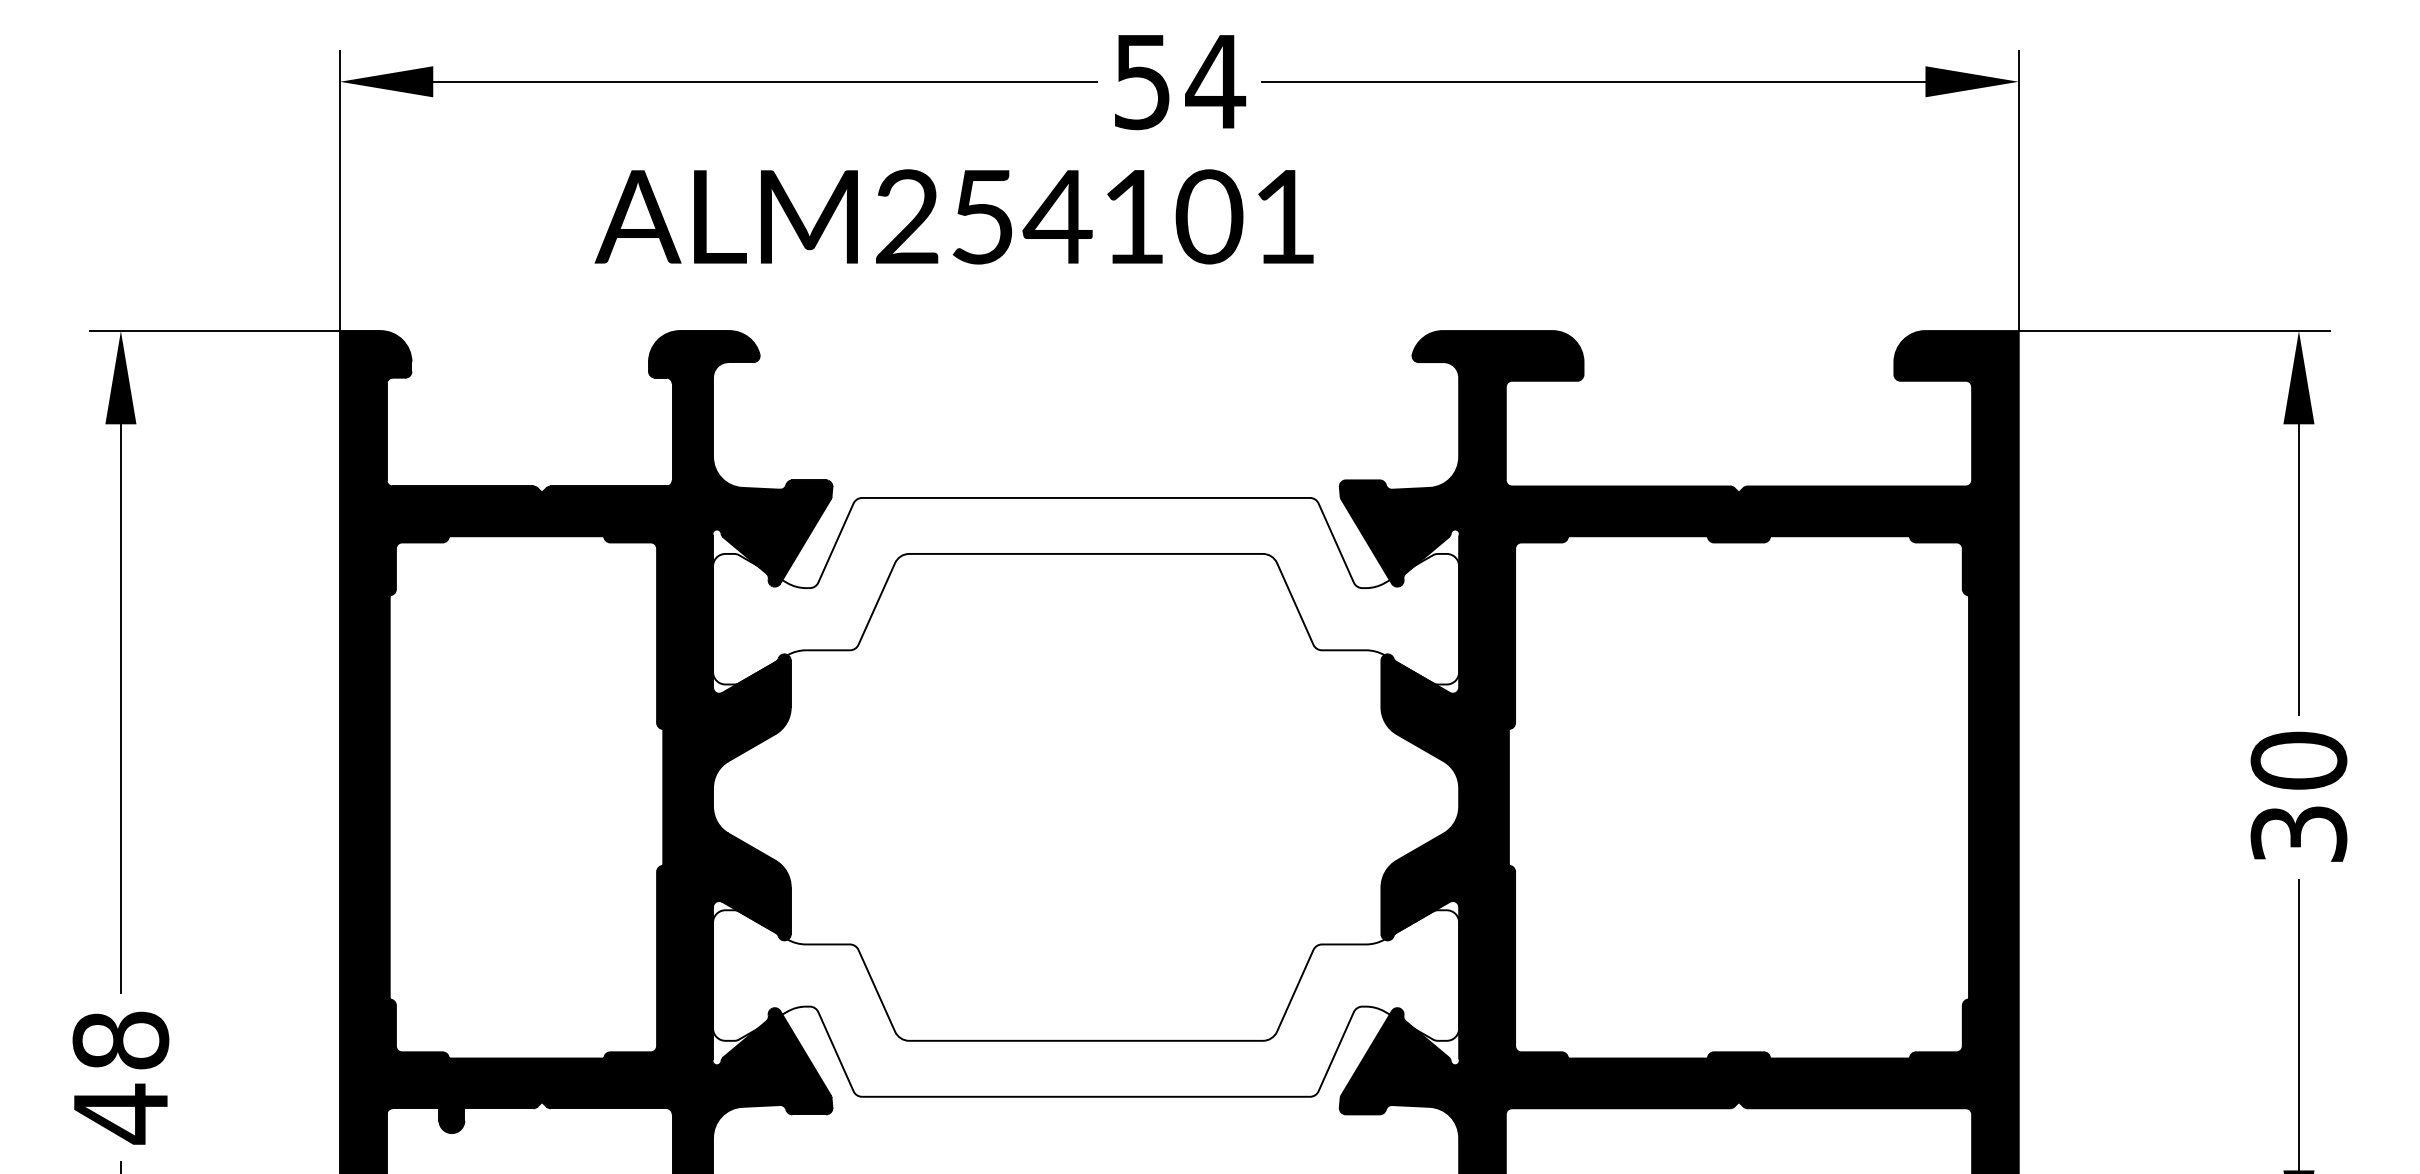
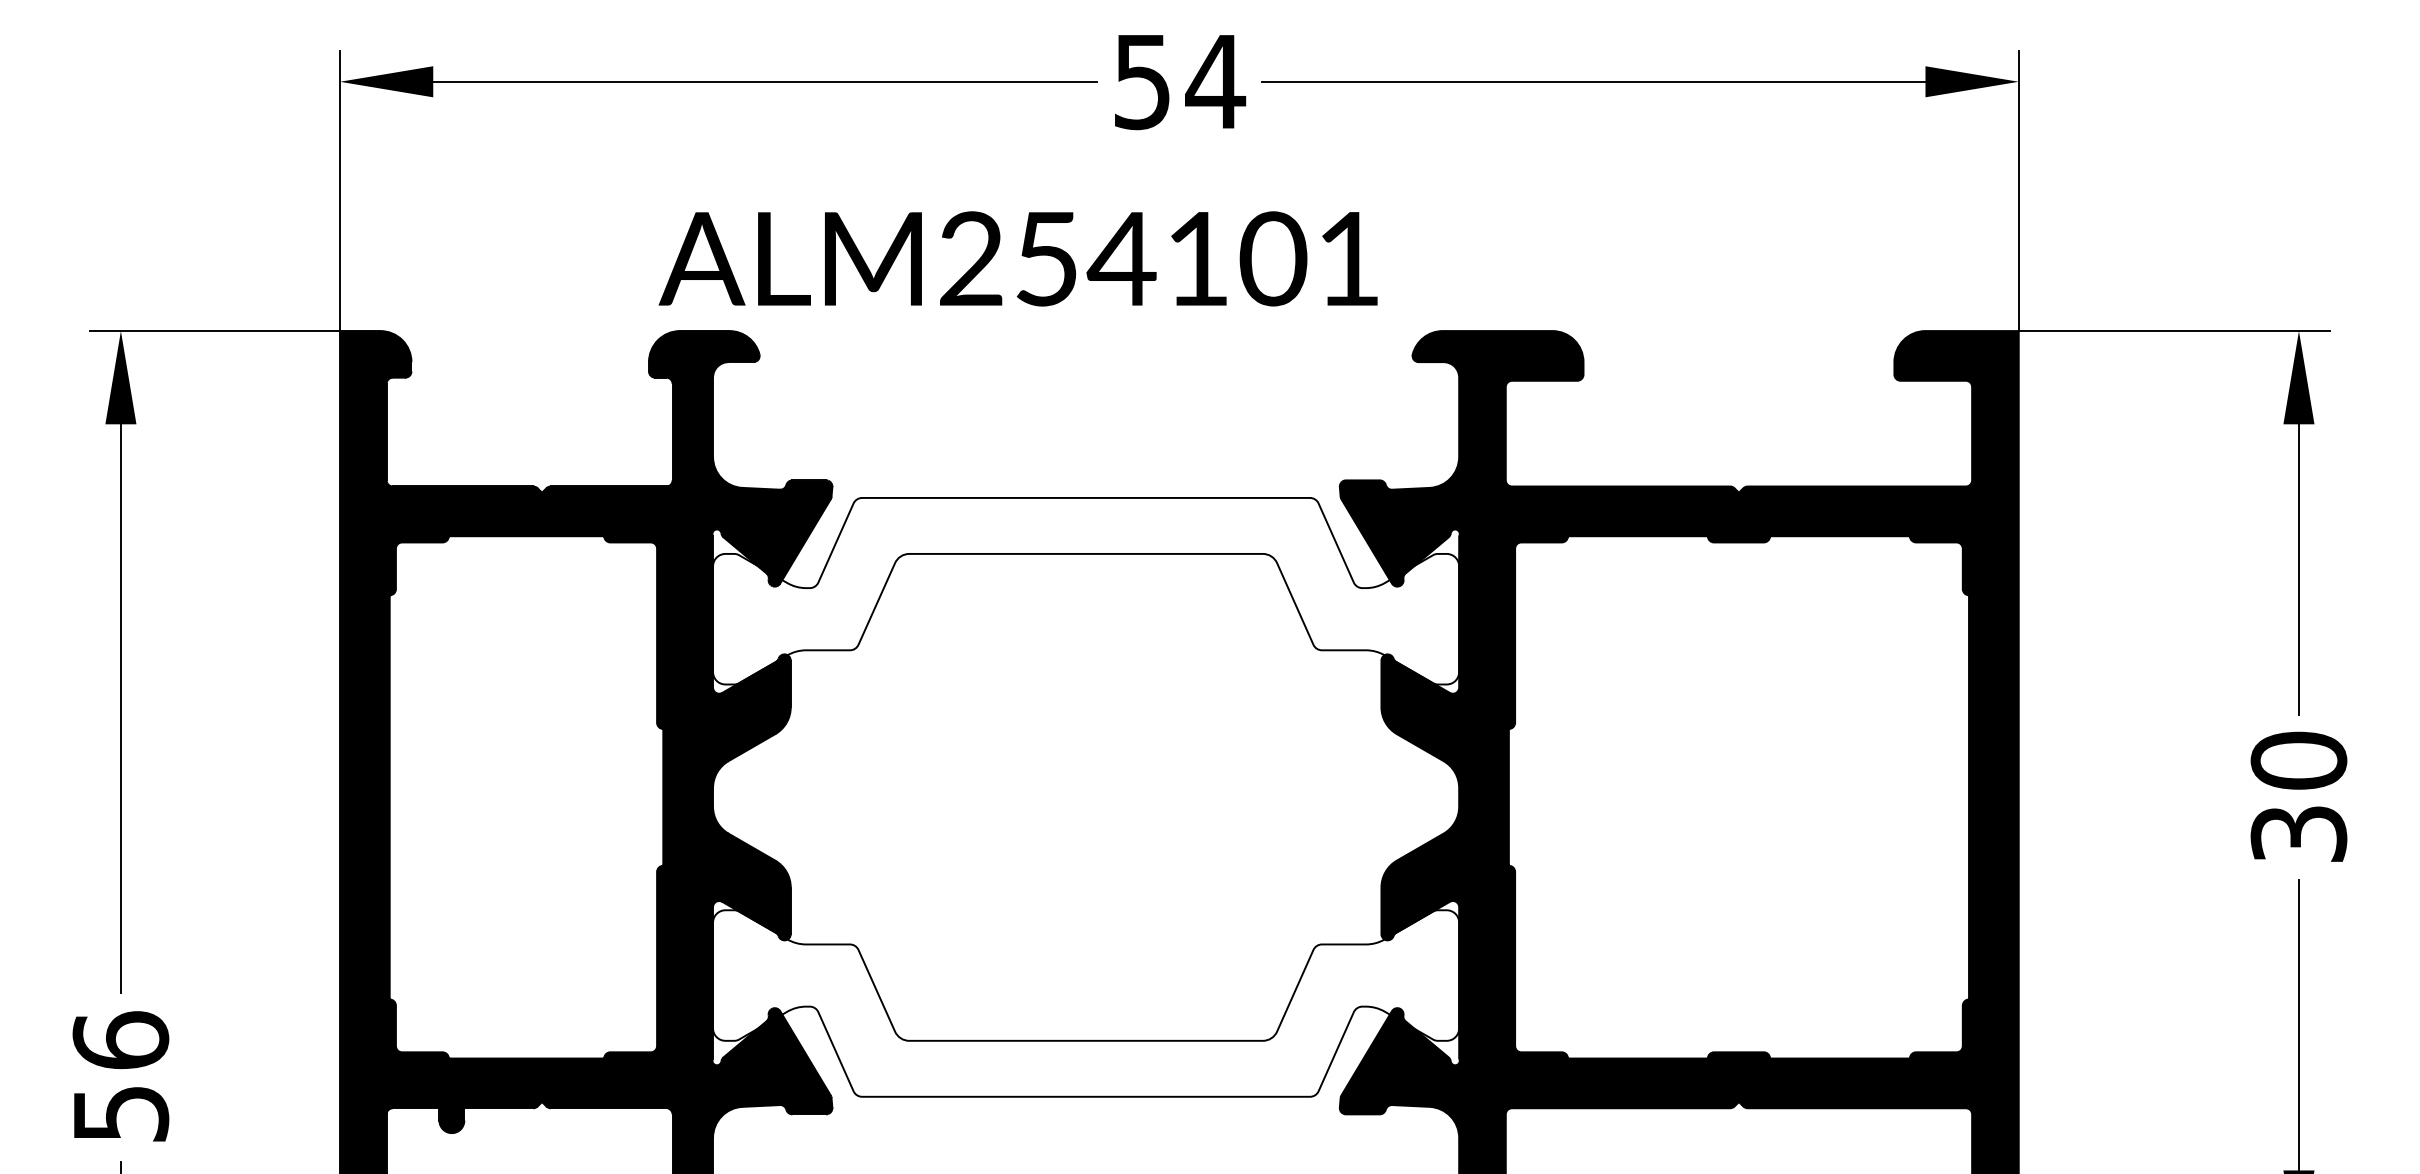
text position: (953, 216) -> (1017, 258) (1017, 258)
text: 48 -> 56 (120, 1077)
